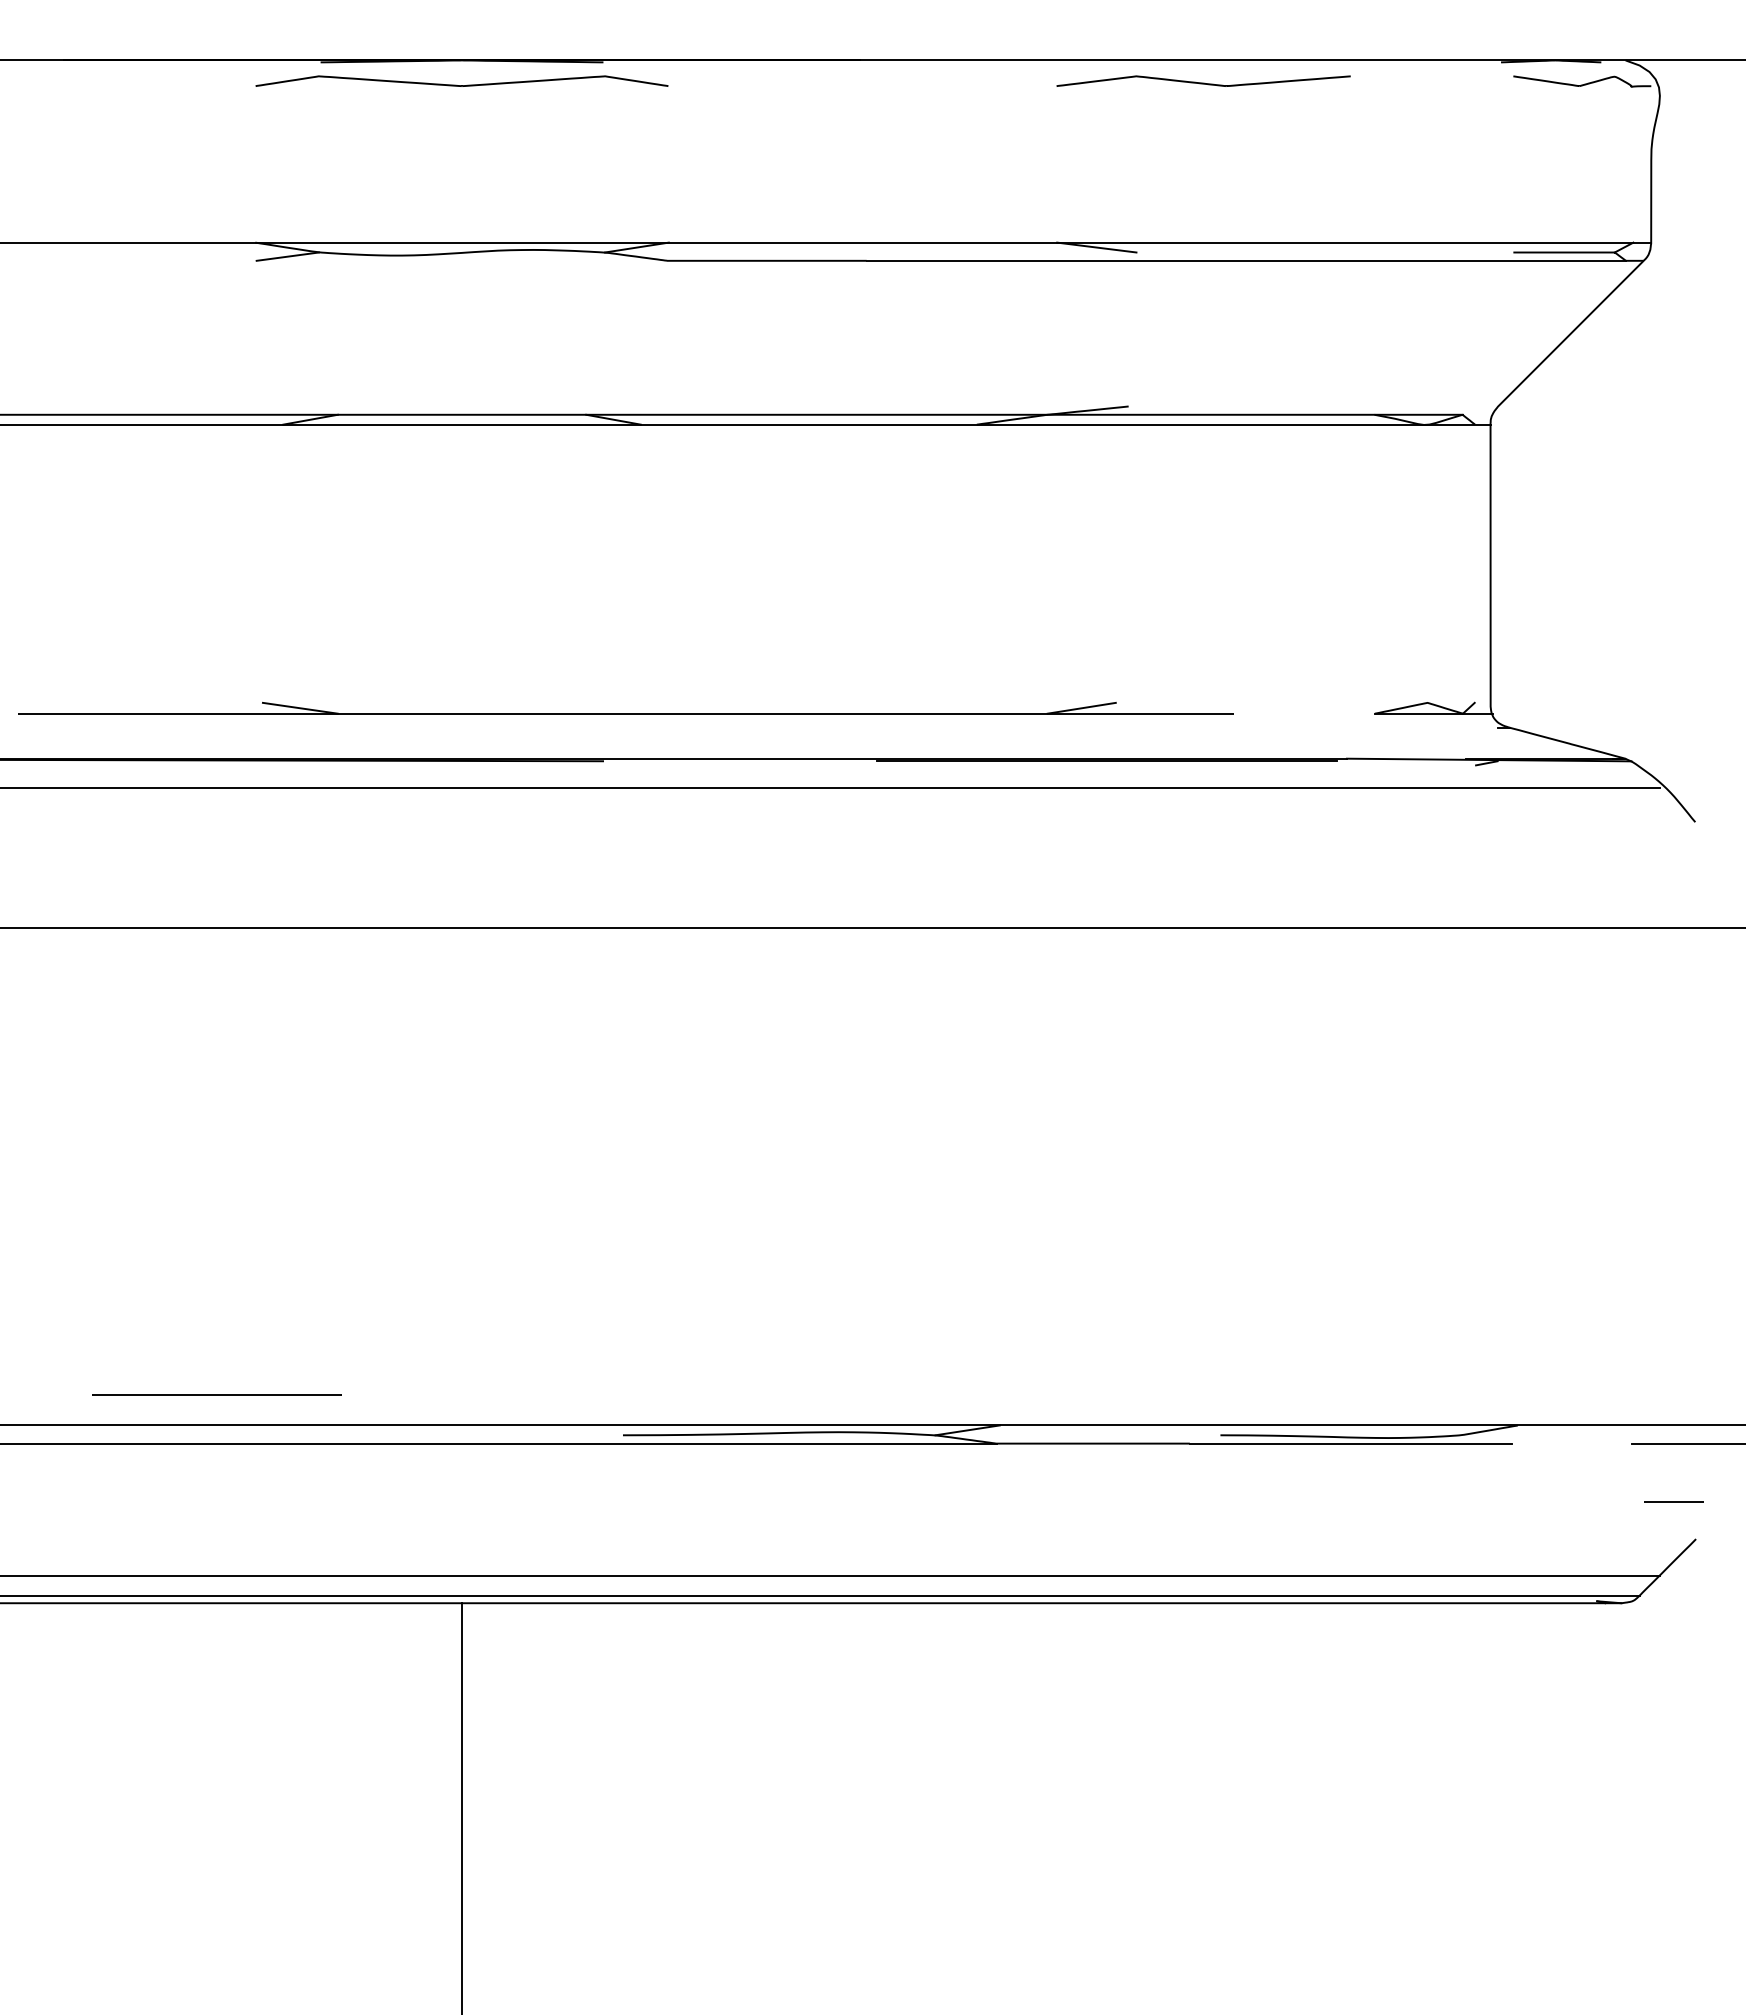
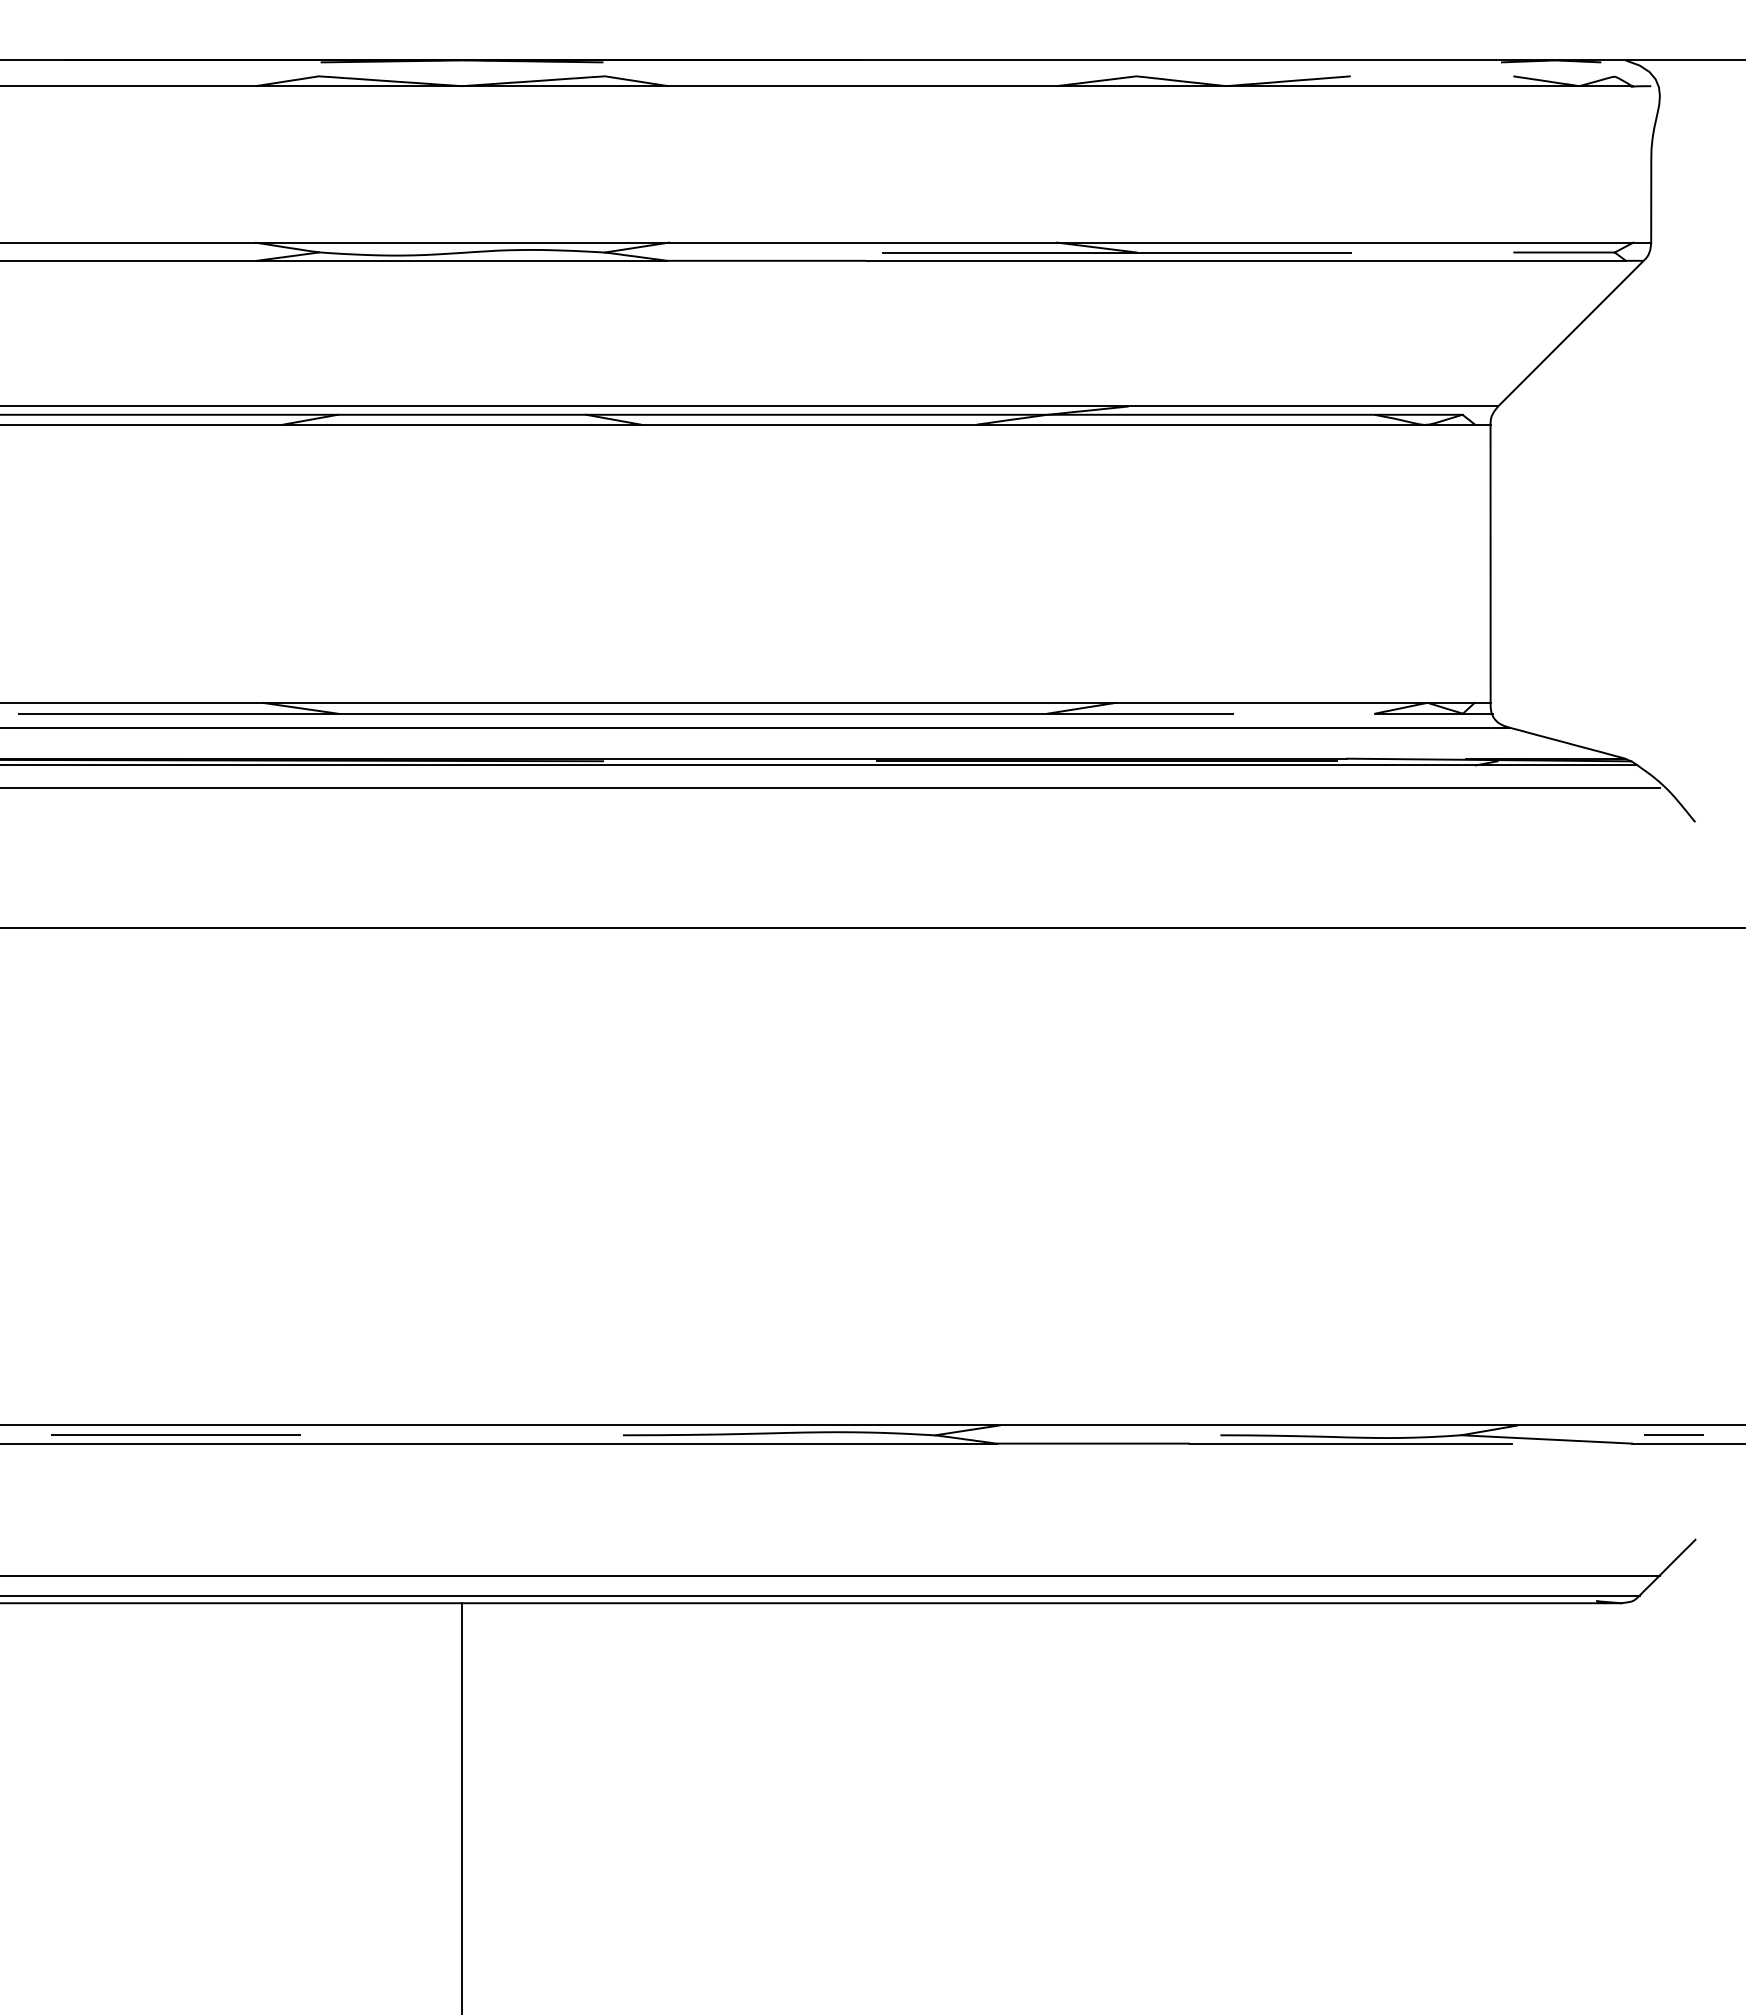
line: none -> present (817, 86)
line: none -> present (1116, 252)
line: none -> present (334, 260)
line: none -> present (750, 406)
line: none -> present (746, 702)
line: none -> present (755, 727)
line: none -> present (819, 765)
line position: (216, 1394) -> (175, 1434) (175, 1434)
line: none -> present (1546, 1439)
line position: (1673, 1501) -> (1673, 1434) (1673, 1434)
